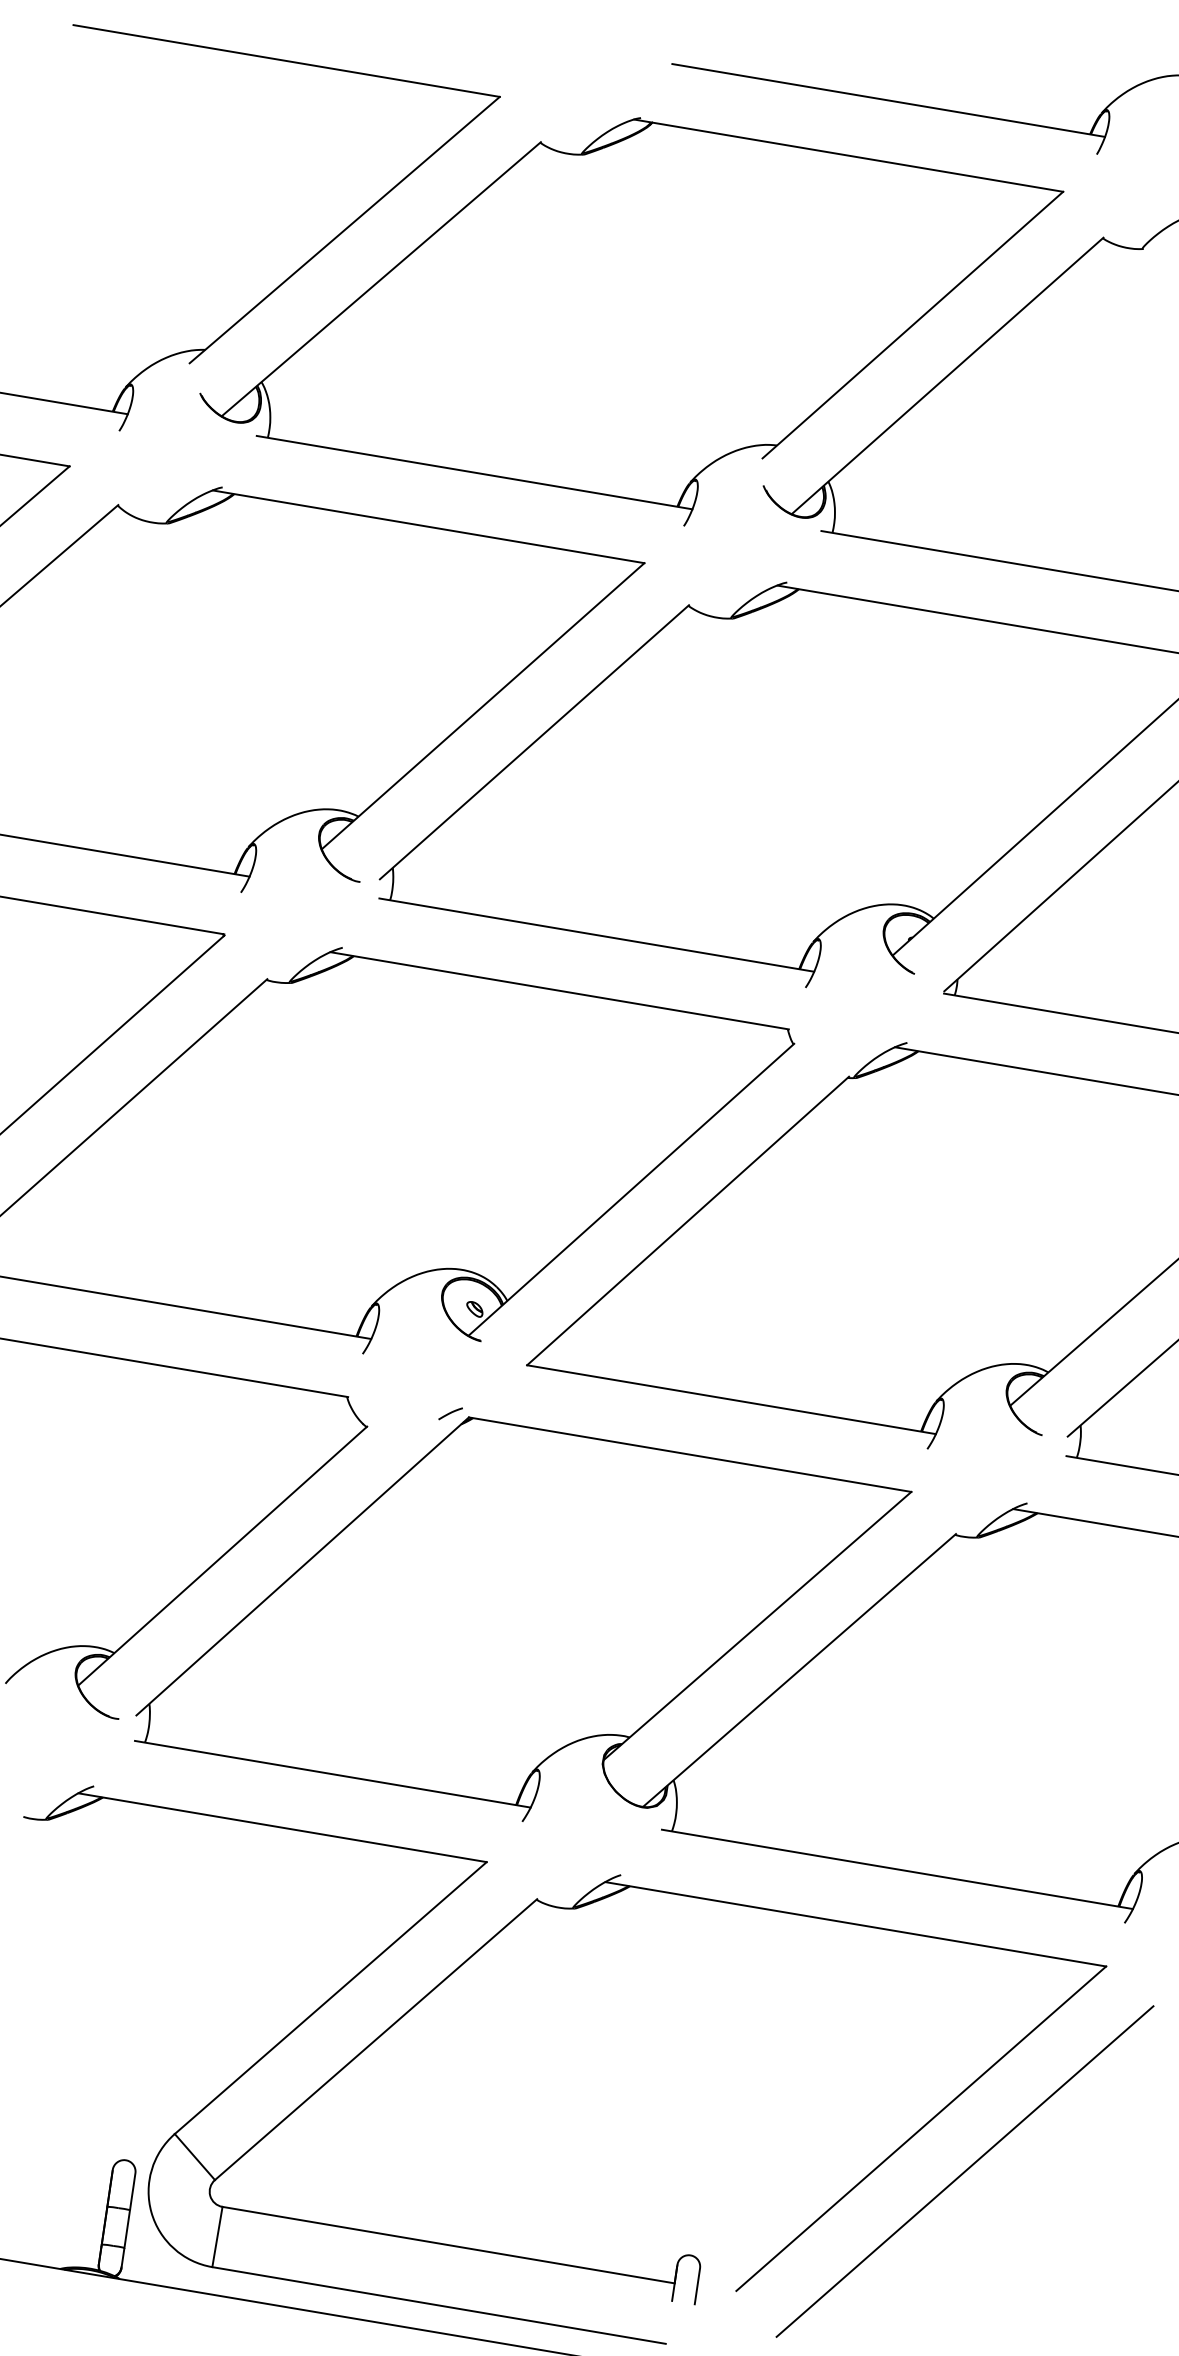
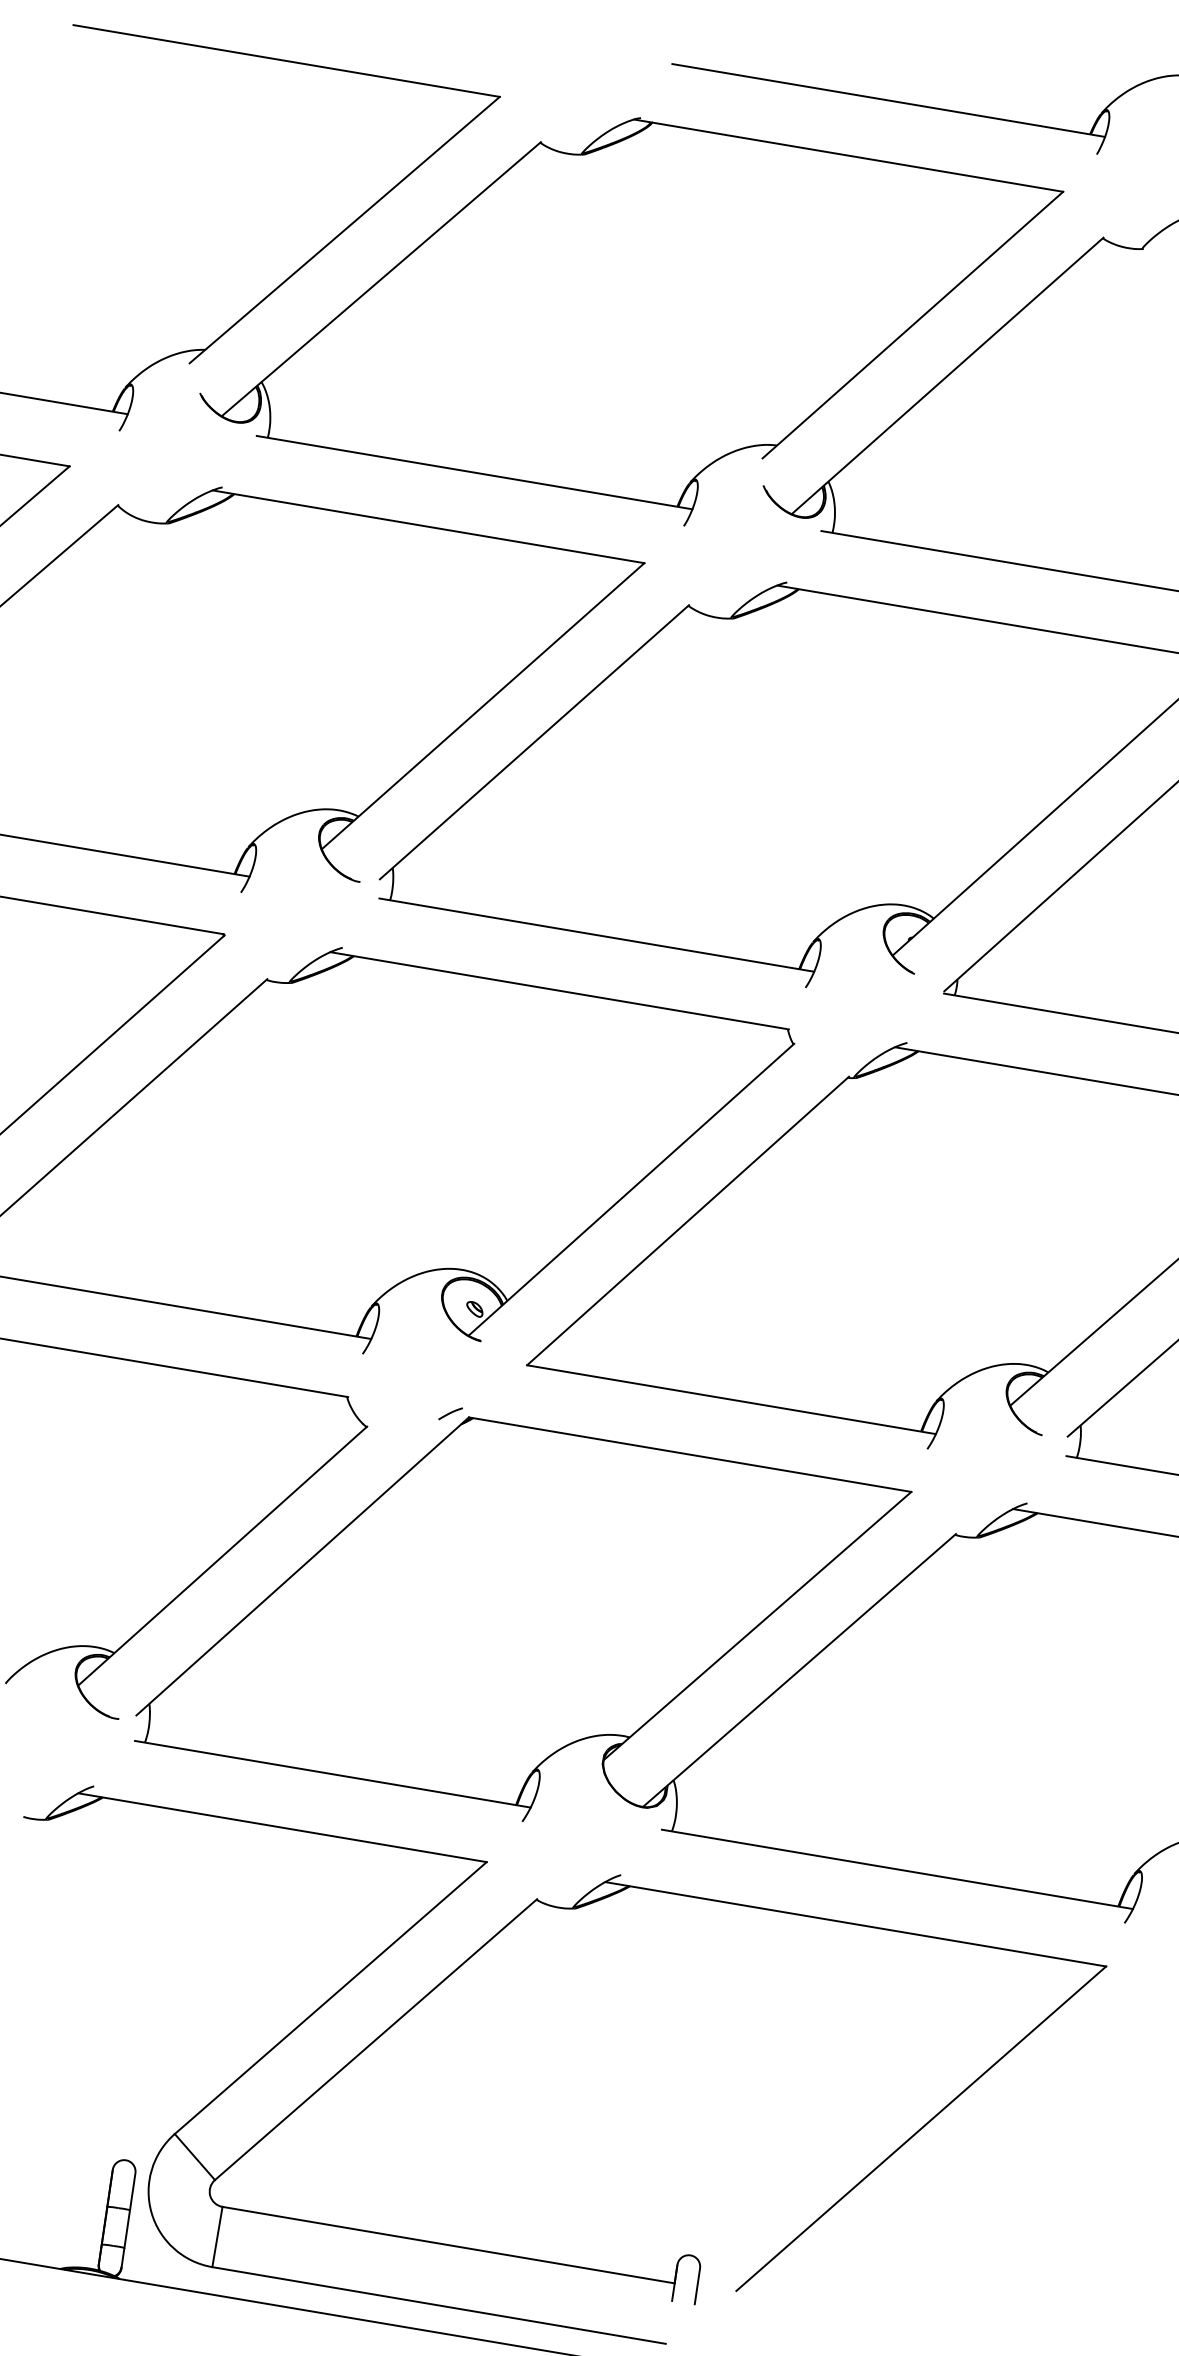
line: present -> none (964, 2171)
